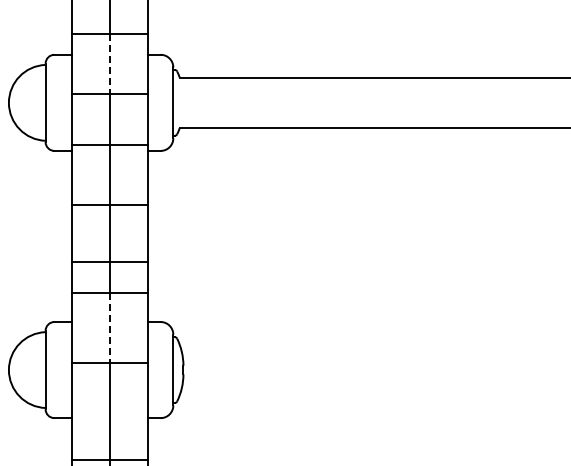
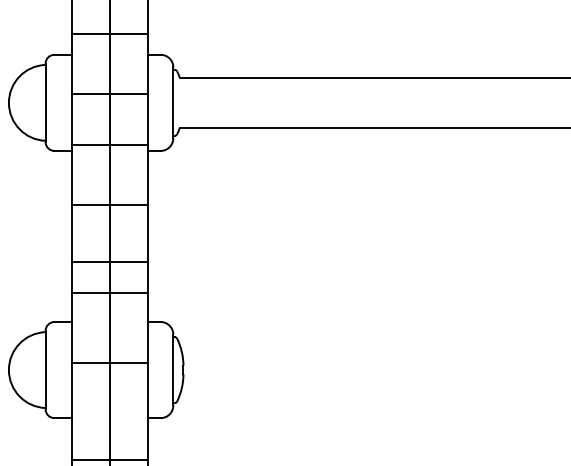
line: dashed -> solid (110, 64)
line: dashed -> solid (110, 328)
